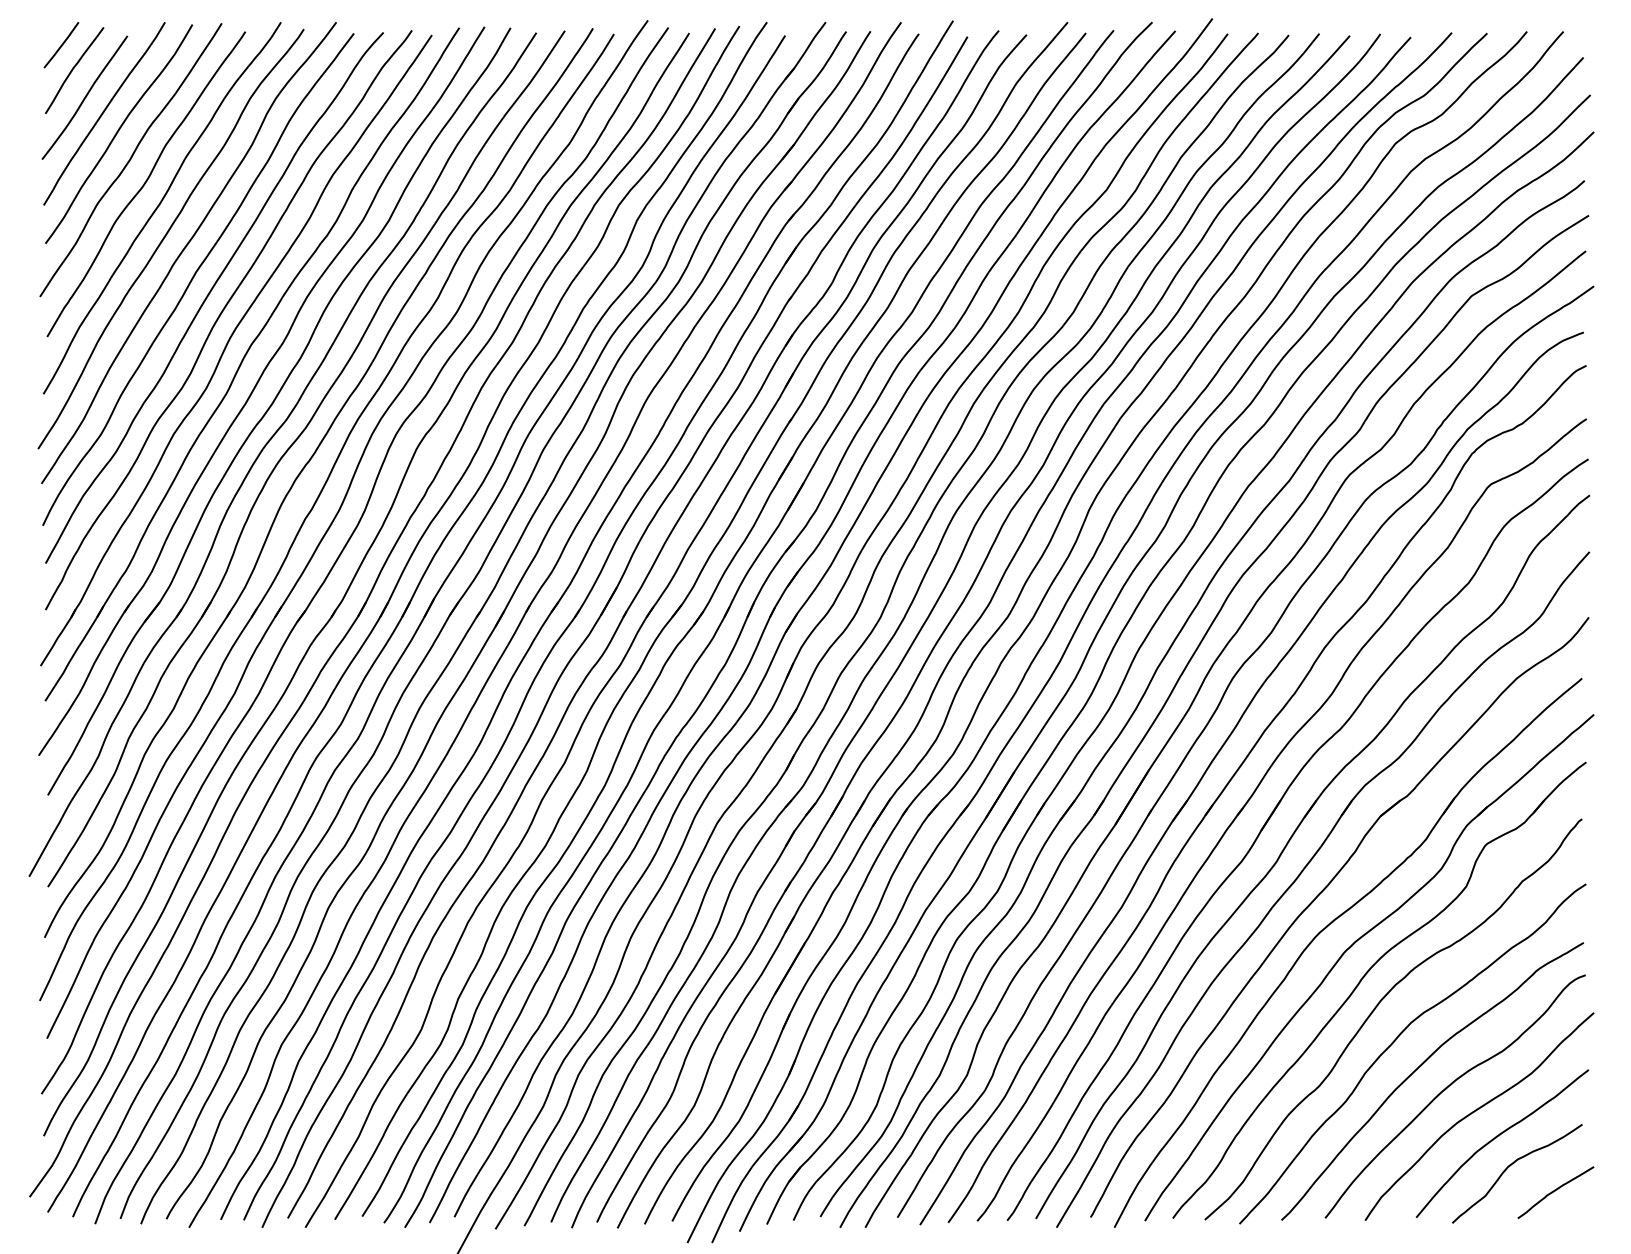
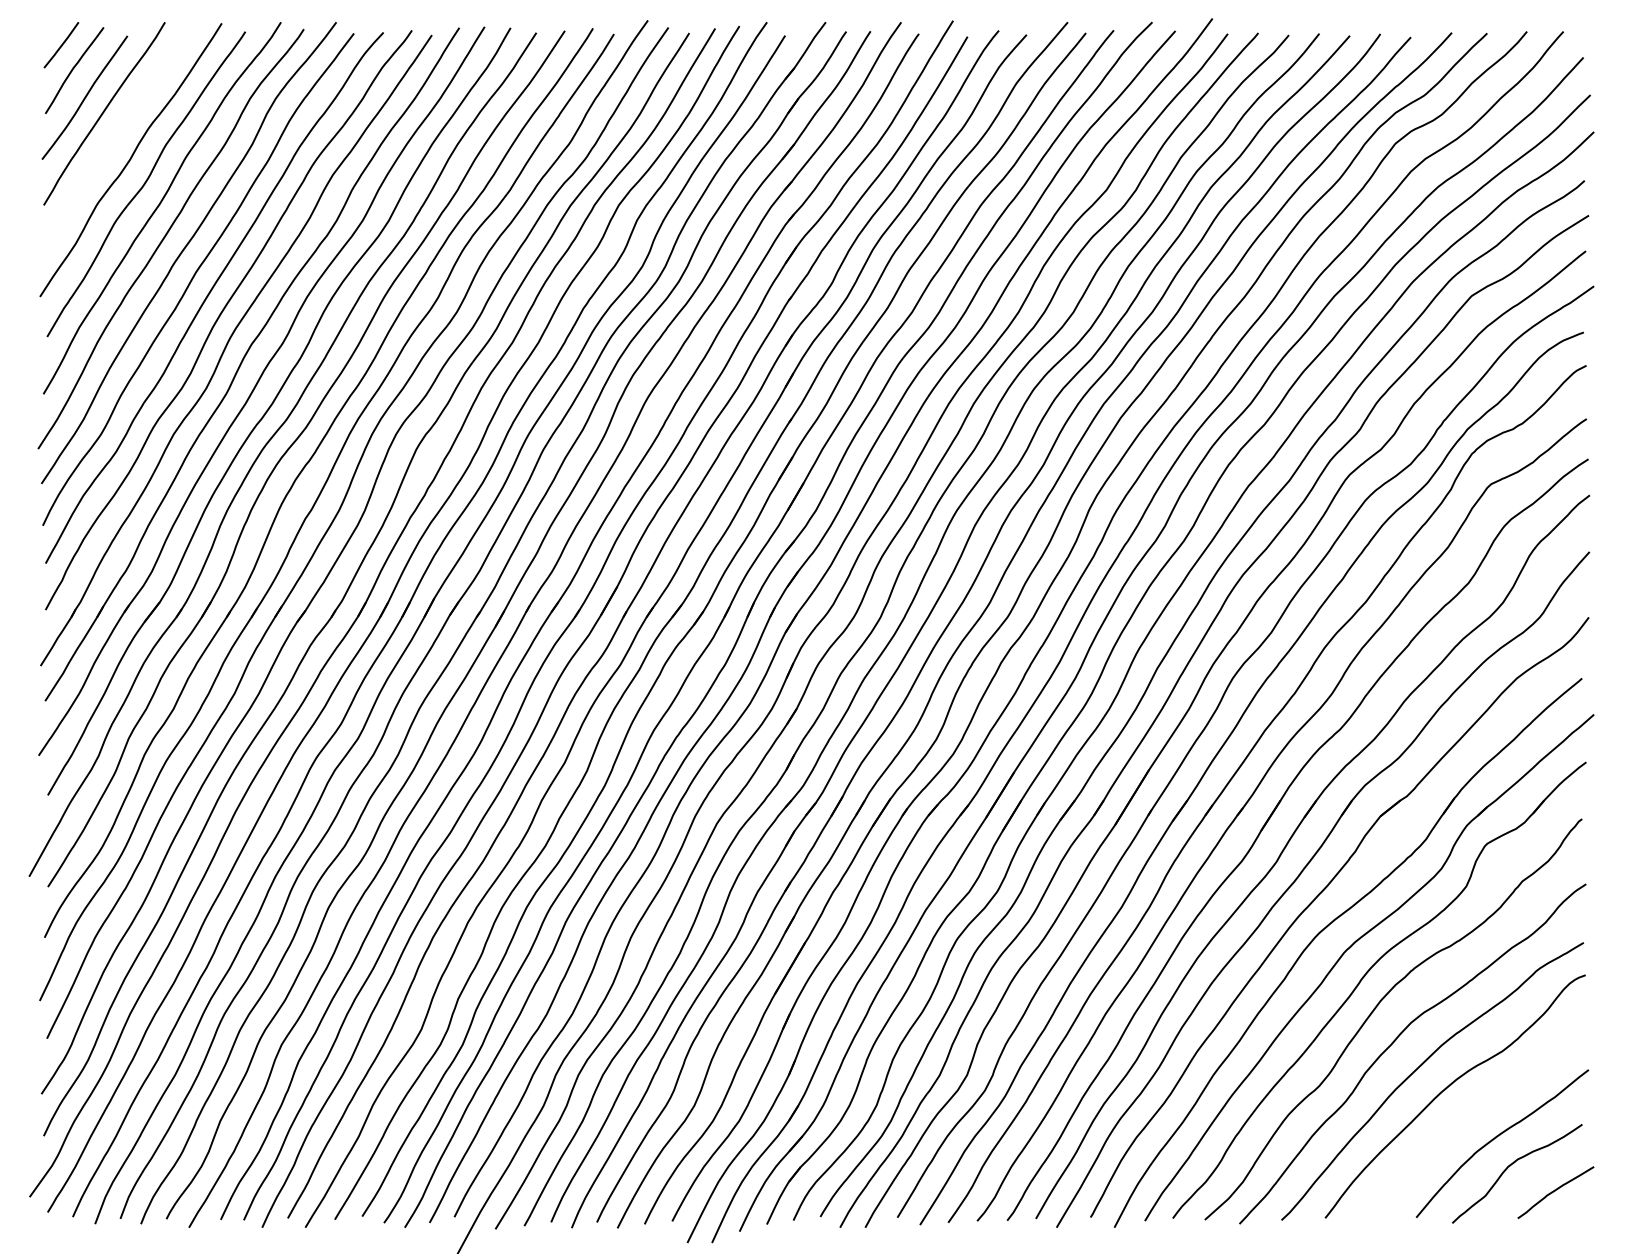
curve: present -> none (118, 132)
curve: present -> none (1476, 1111)
